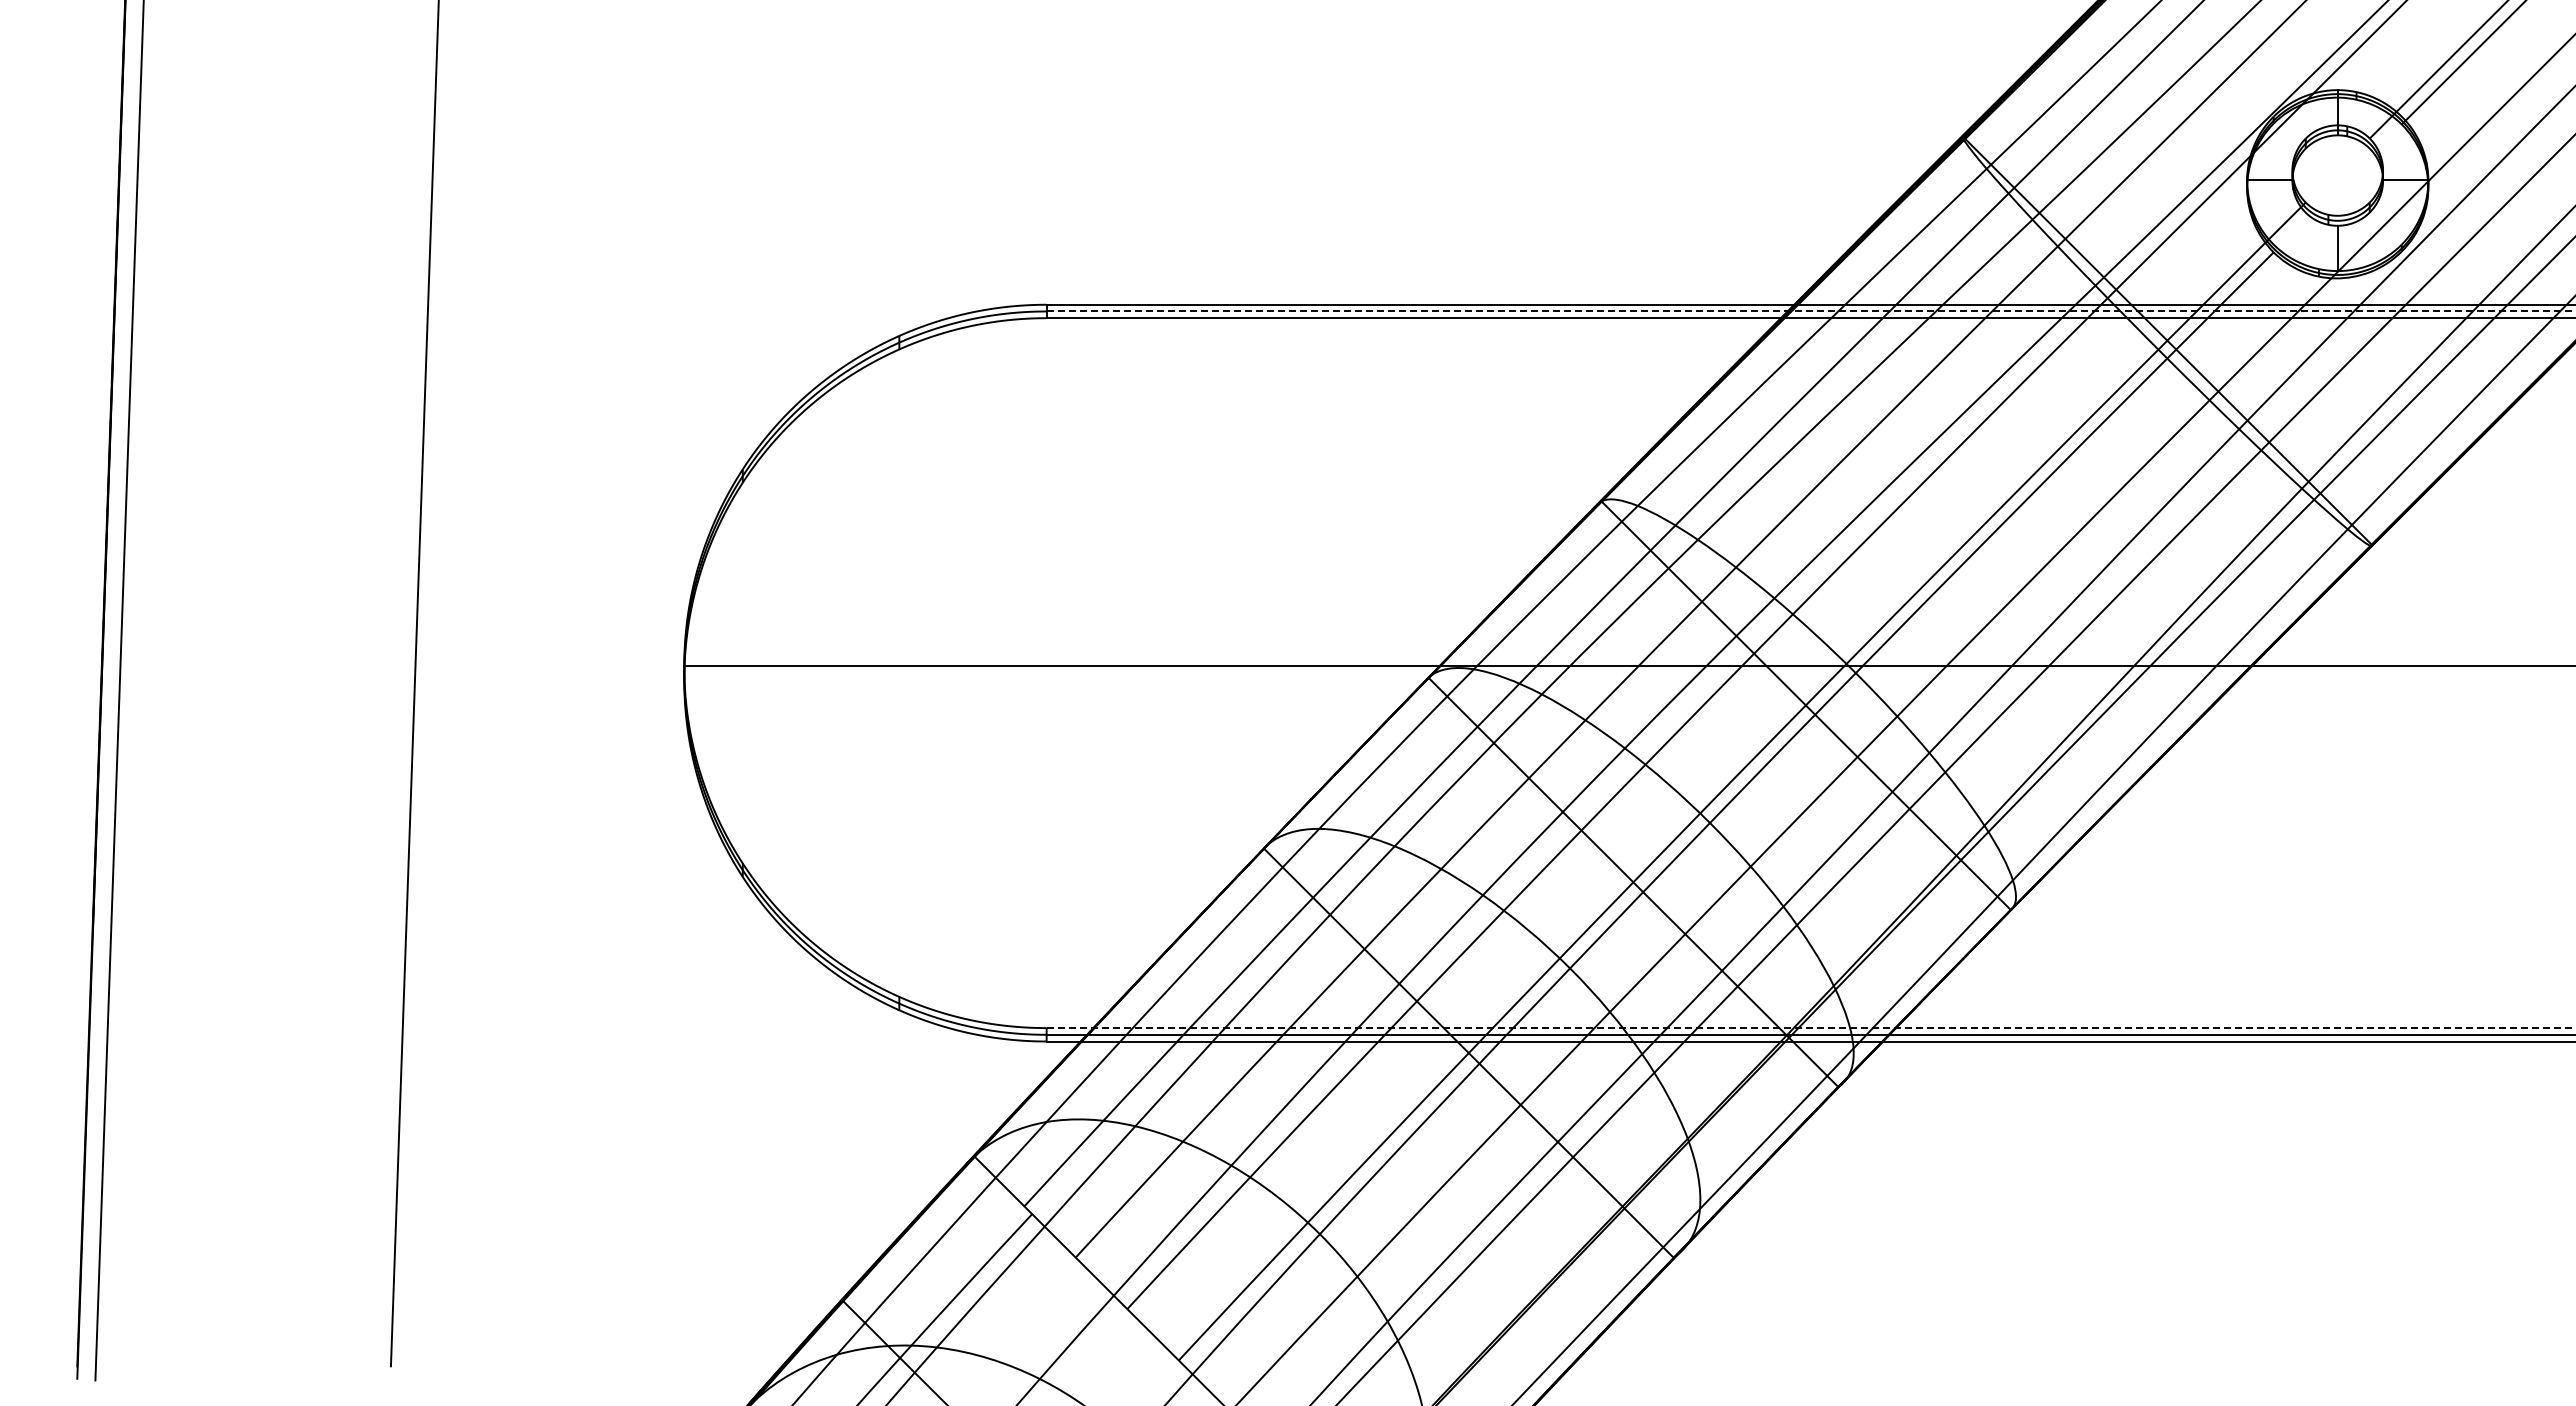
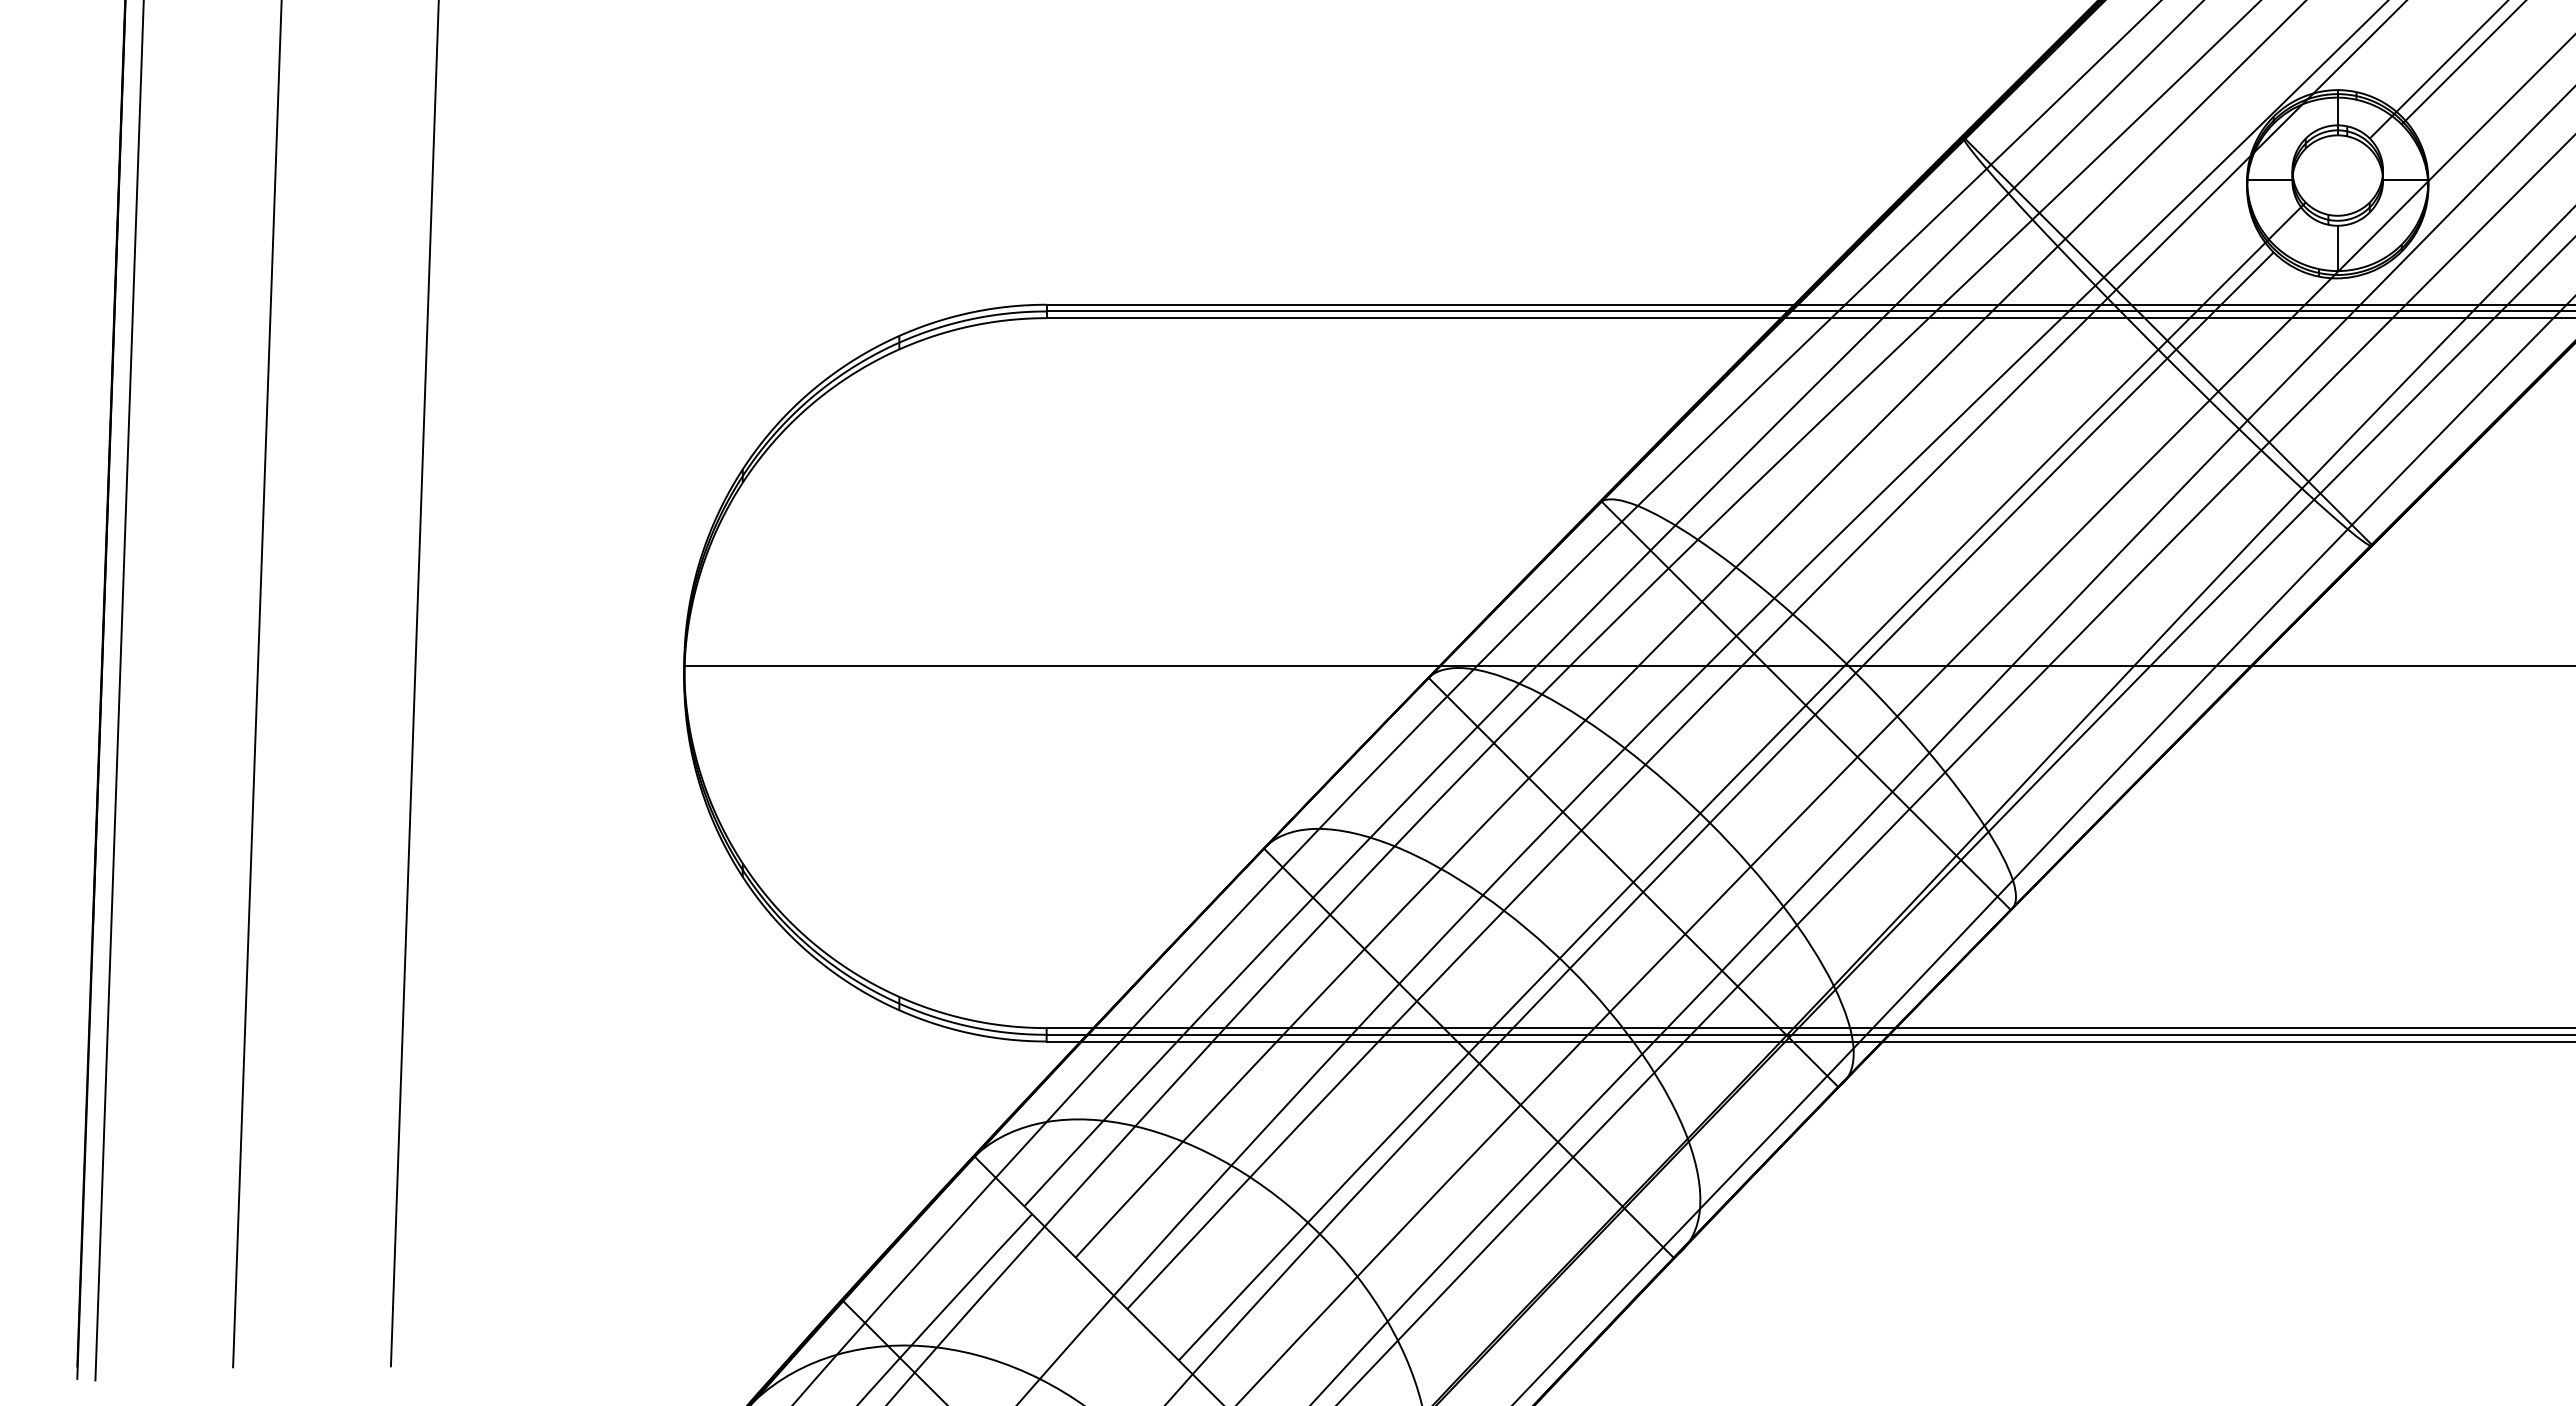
line: dashed -> solid (1811, 311)
line: none -> present (257, 684)
line: dashed -> solid (1811, 1028)
